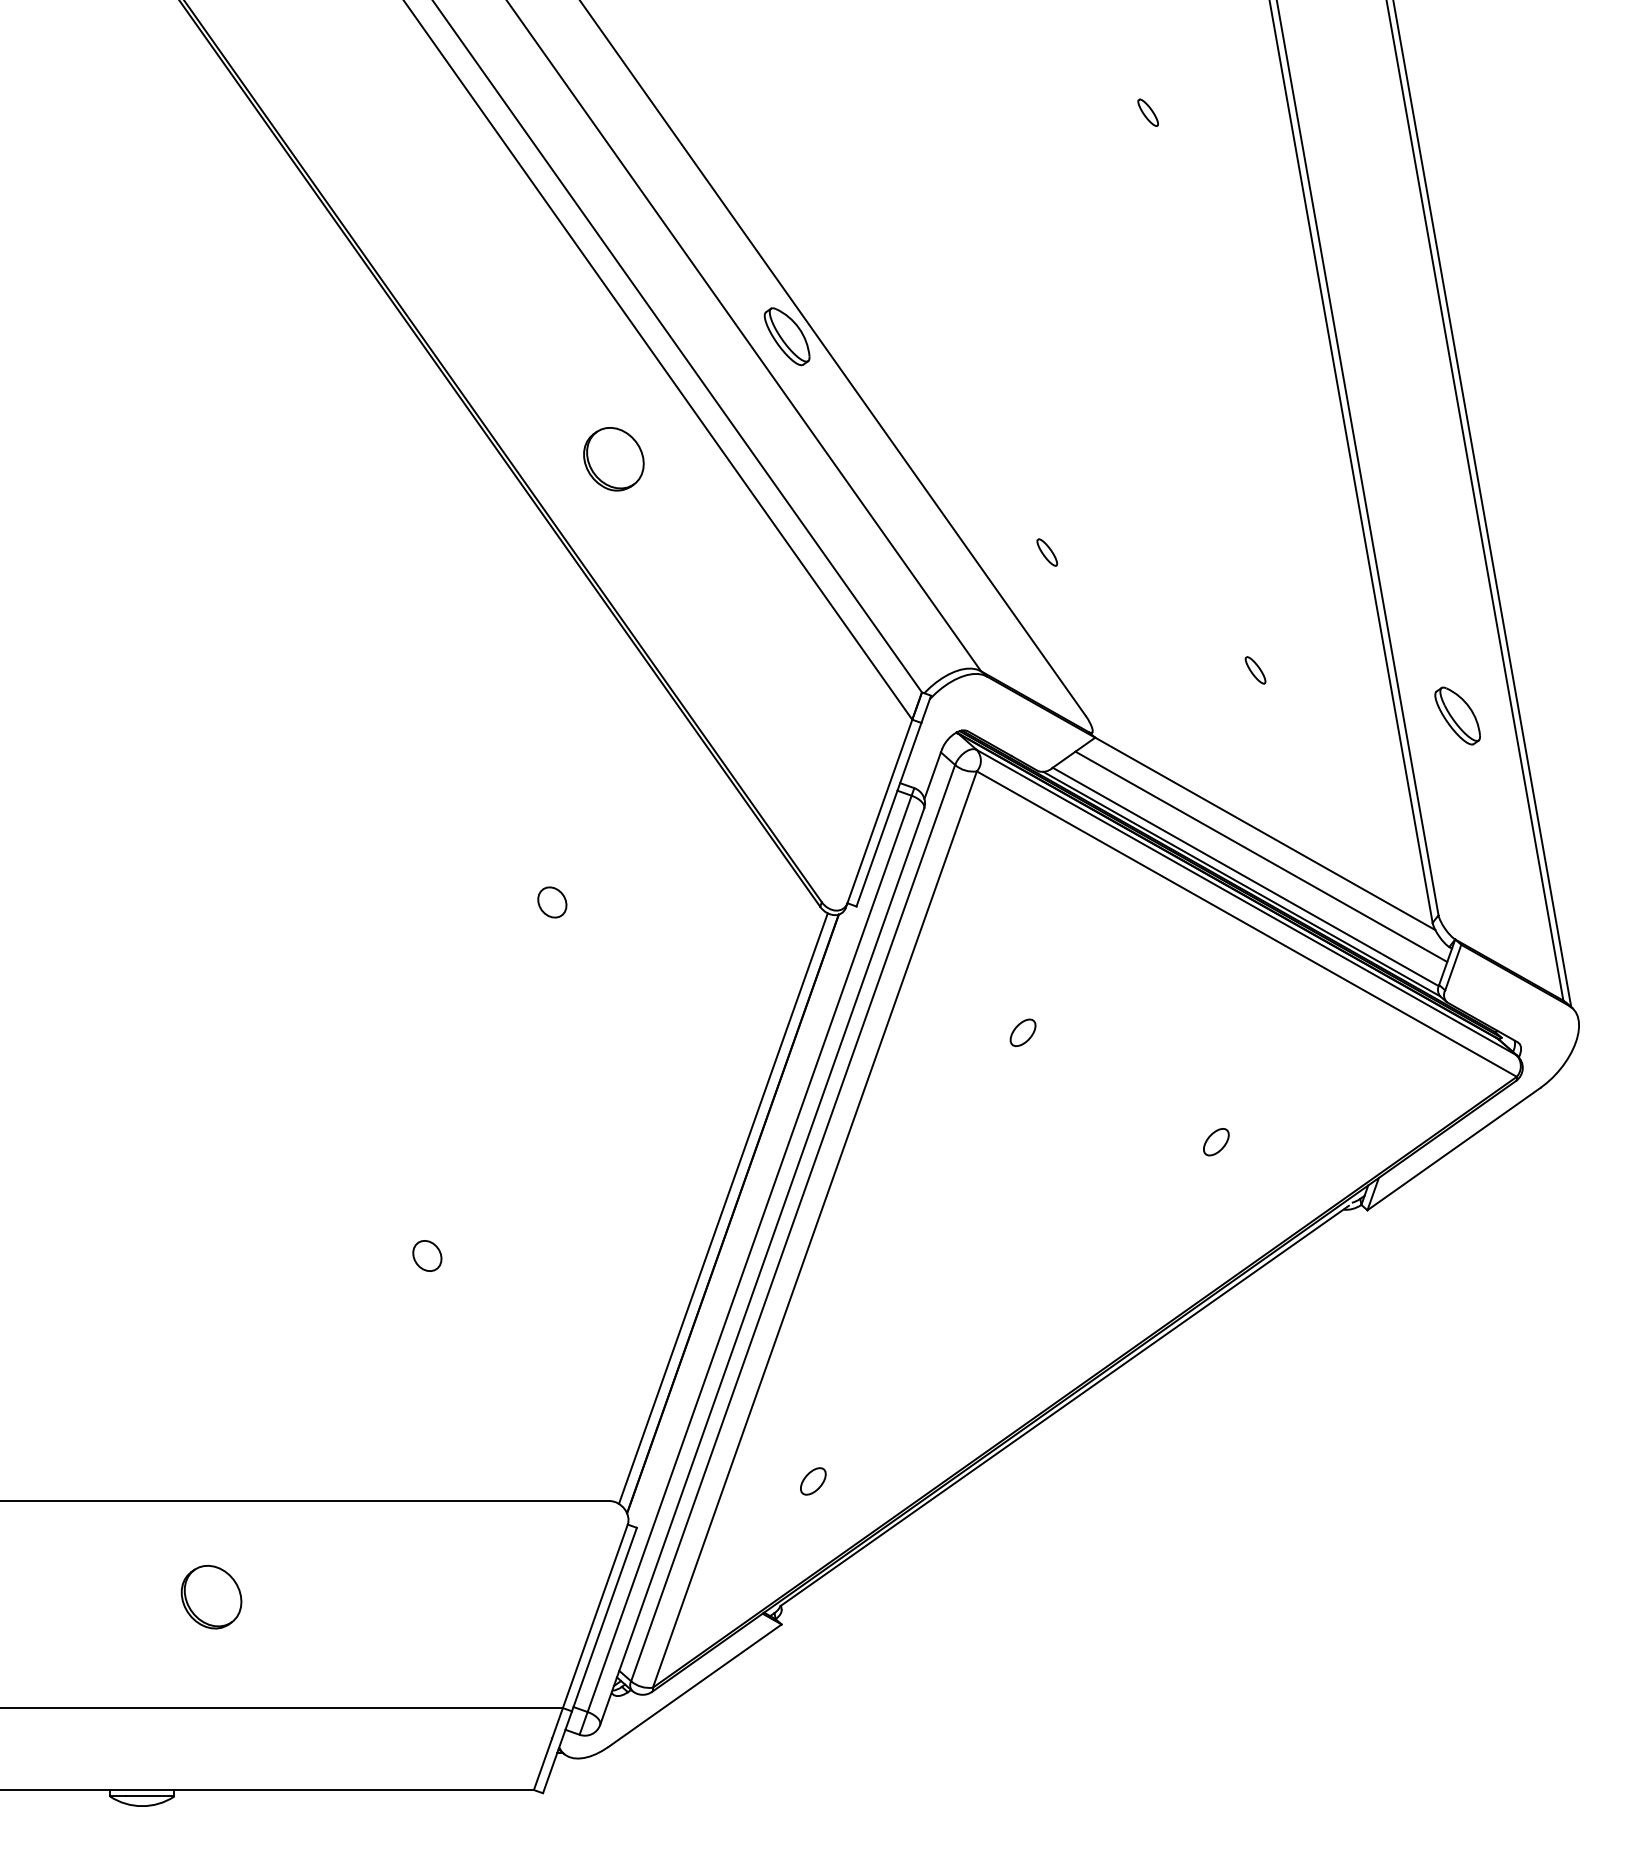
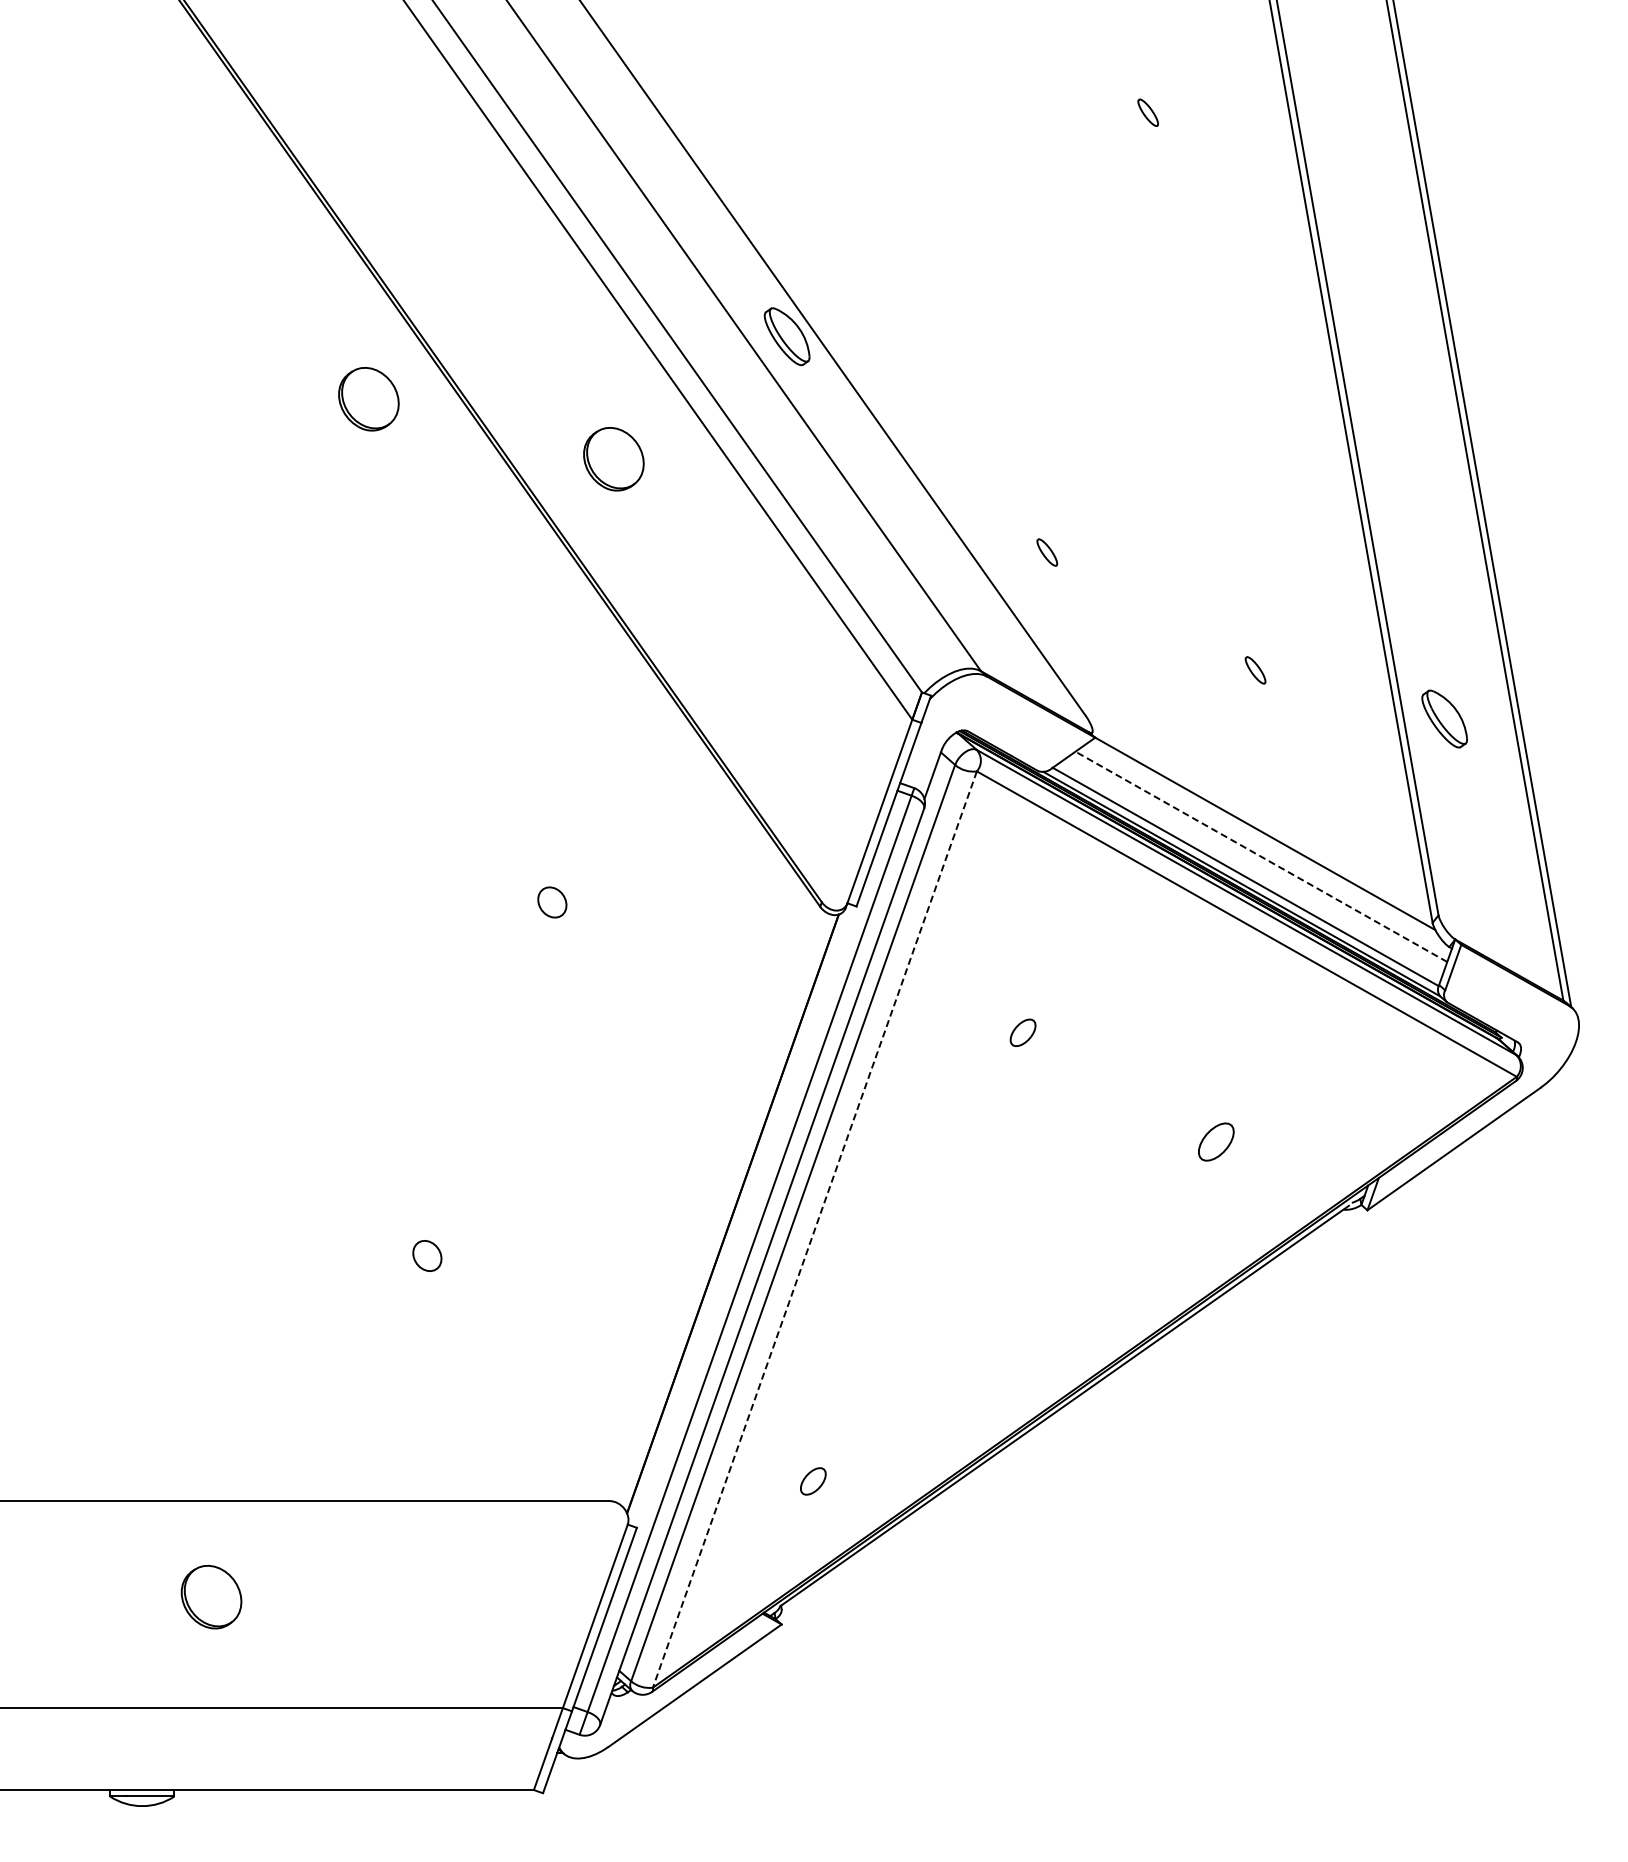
part: none -> present (368, 399)
part position: (1457, 715) -> (1444, 718) (1444, 718)
line: solid -> dashed (1261, 856)
part size: 27x29 px -> 37x40 px (1216, 1141)
line: present -> none (723, 1208)
line: solid -> dashed (814, 1229)
